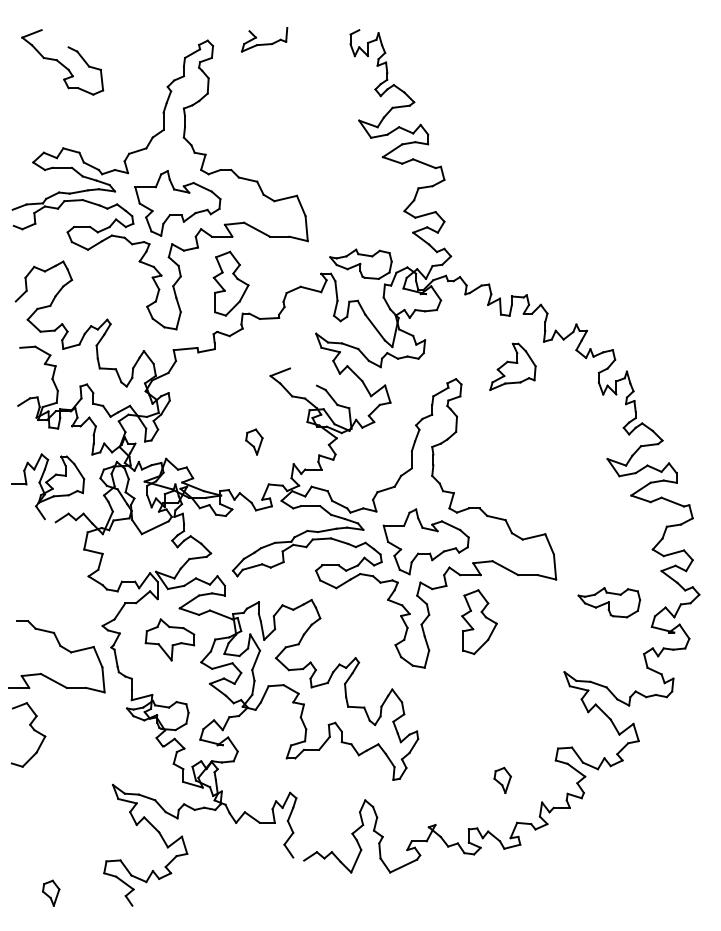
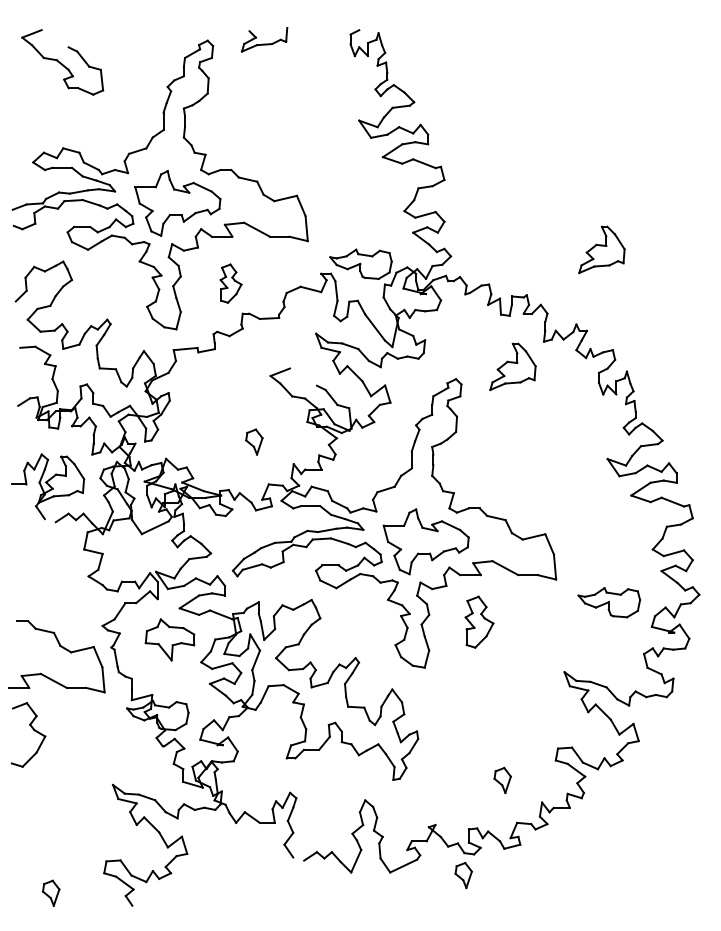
part: none -> present (601, 249)
part size: 38x67 px -> 24x41 px (230, 283)
part size: 37x67 px -> 31x54 px (479, 621)
part: none -> present (463, 874)
